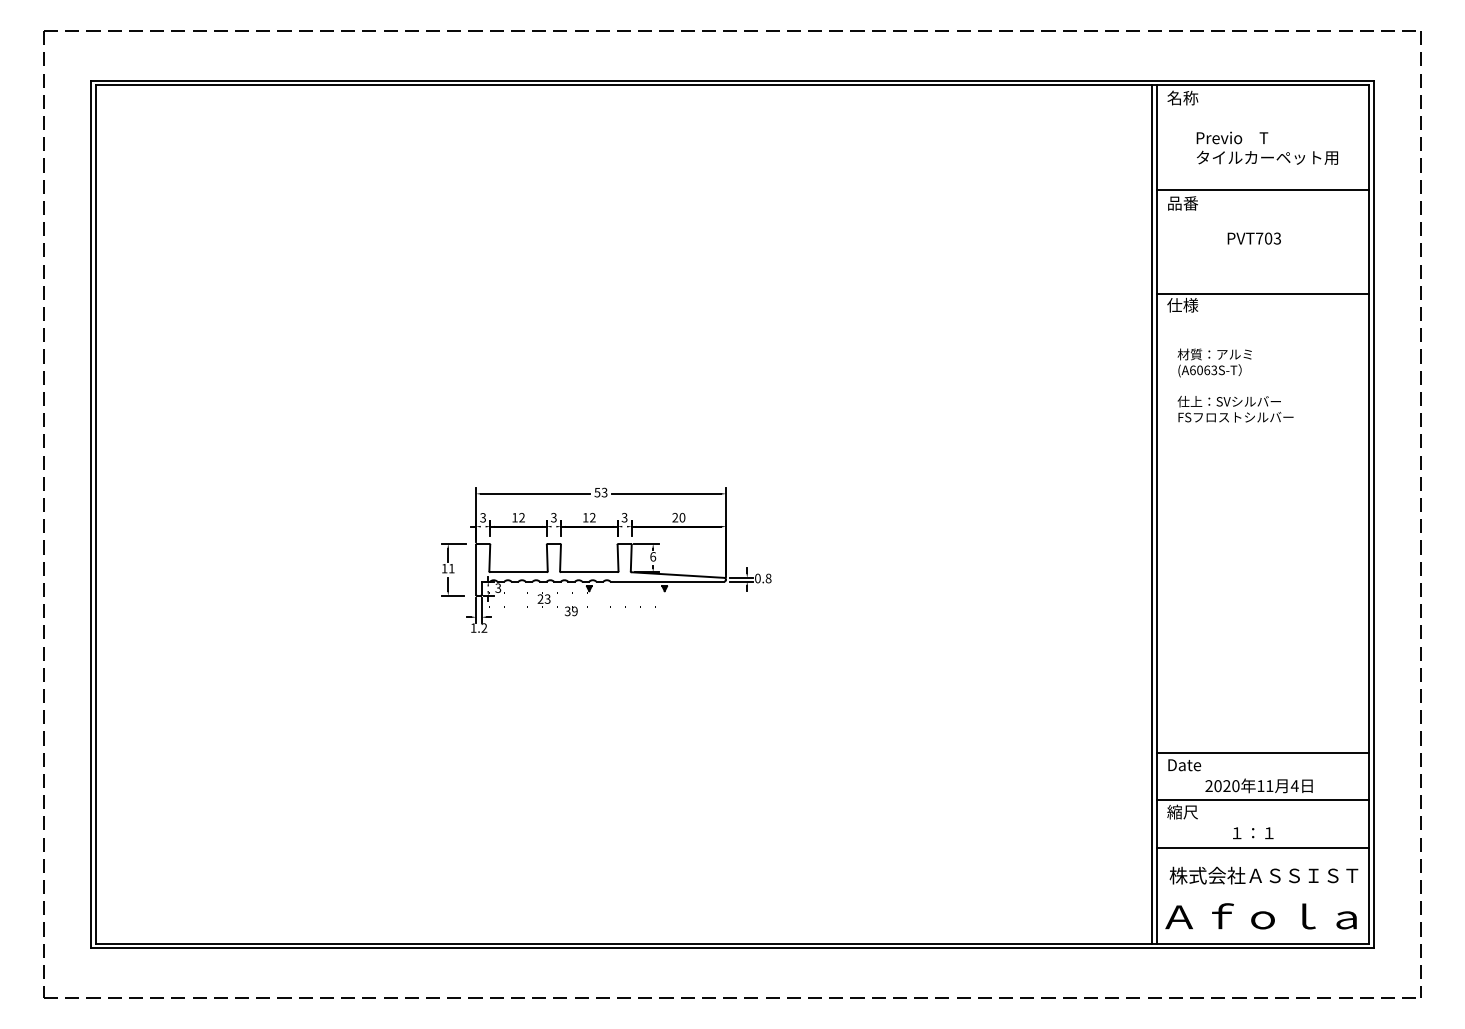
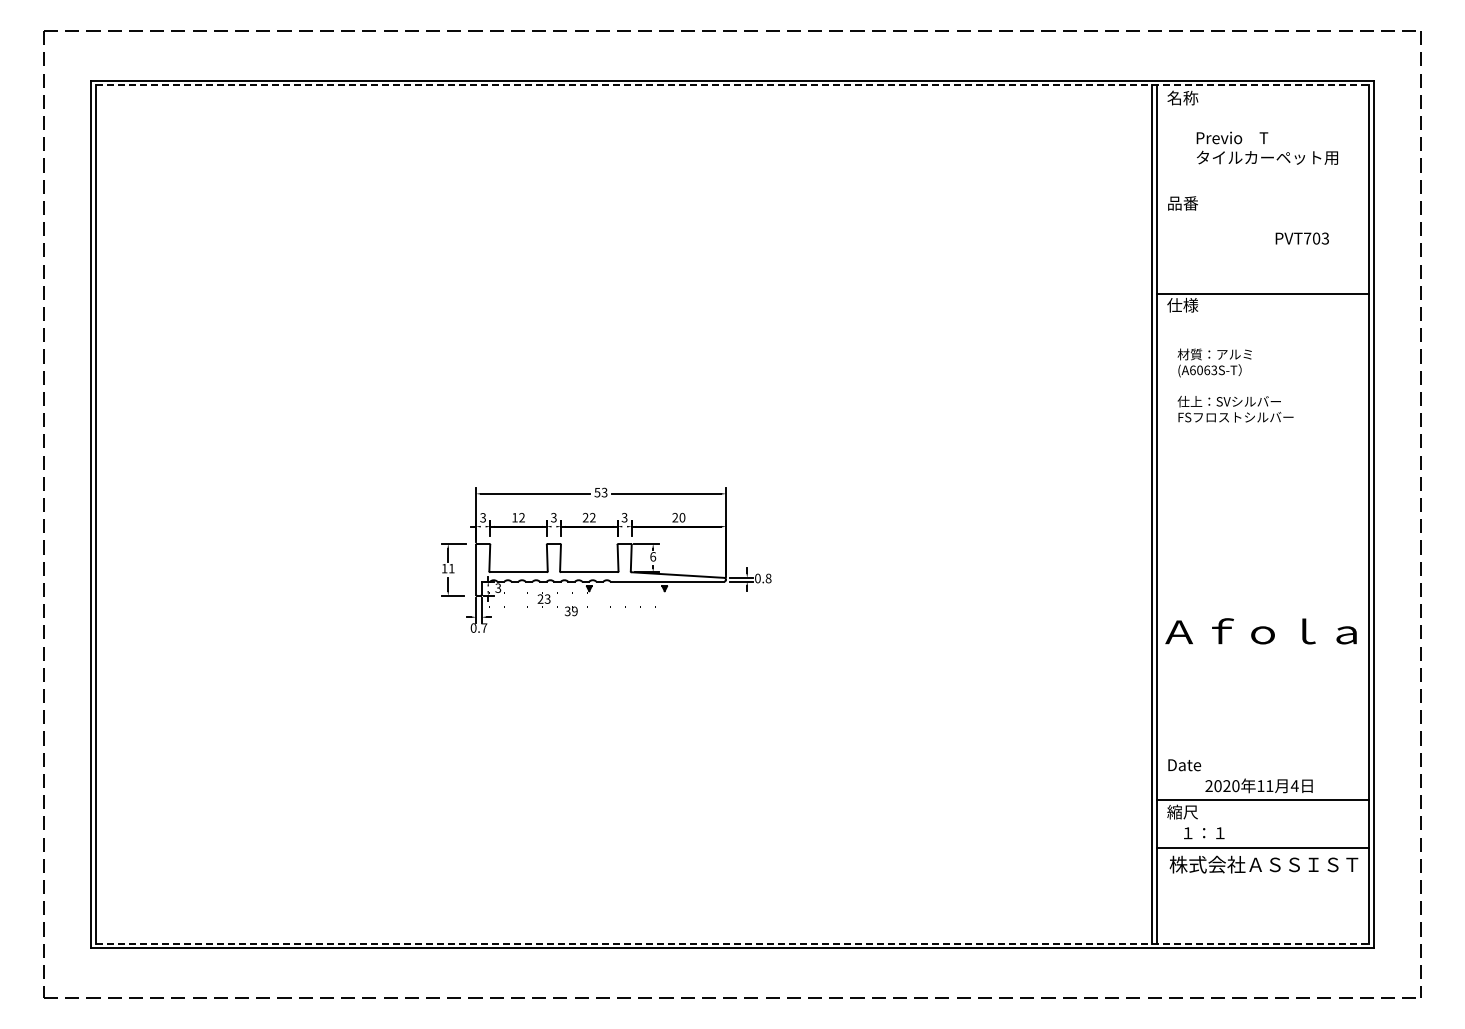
line: solid -> dashed (732, 85)
line: present -> none (1262, 189)
text position: (1253, 238) -> (1301, 238) (1301, 238)
text: 12 -> 22 (585, 517)
text: 1.2 -> 0.7 (478, 627)
line: present -> none (1262, 753)
text position: (1253, 833) -> (1204, 833) (1204, 833)
text position: (1263, 875) -> (1263, 864) (1263, 864)
text position: (1260, 916) -> (1260, 631) (1260, 631)
line: solid -> dashed (732, 943)
